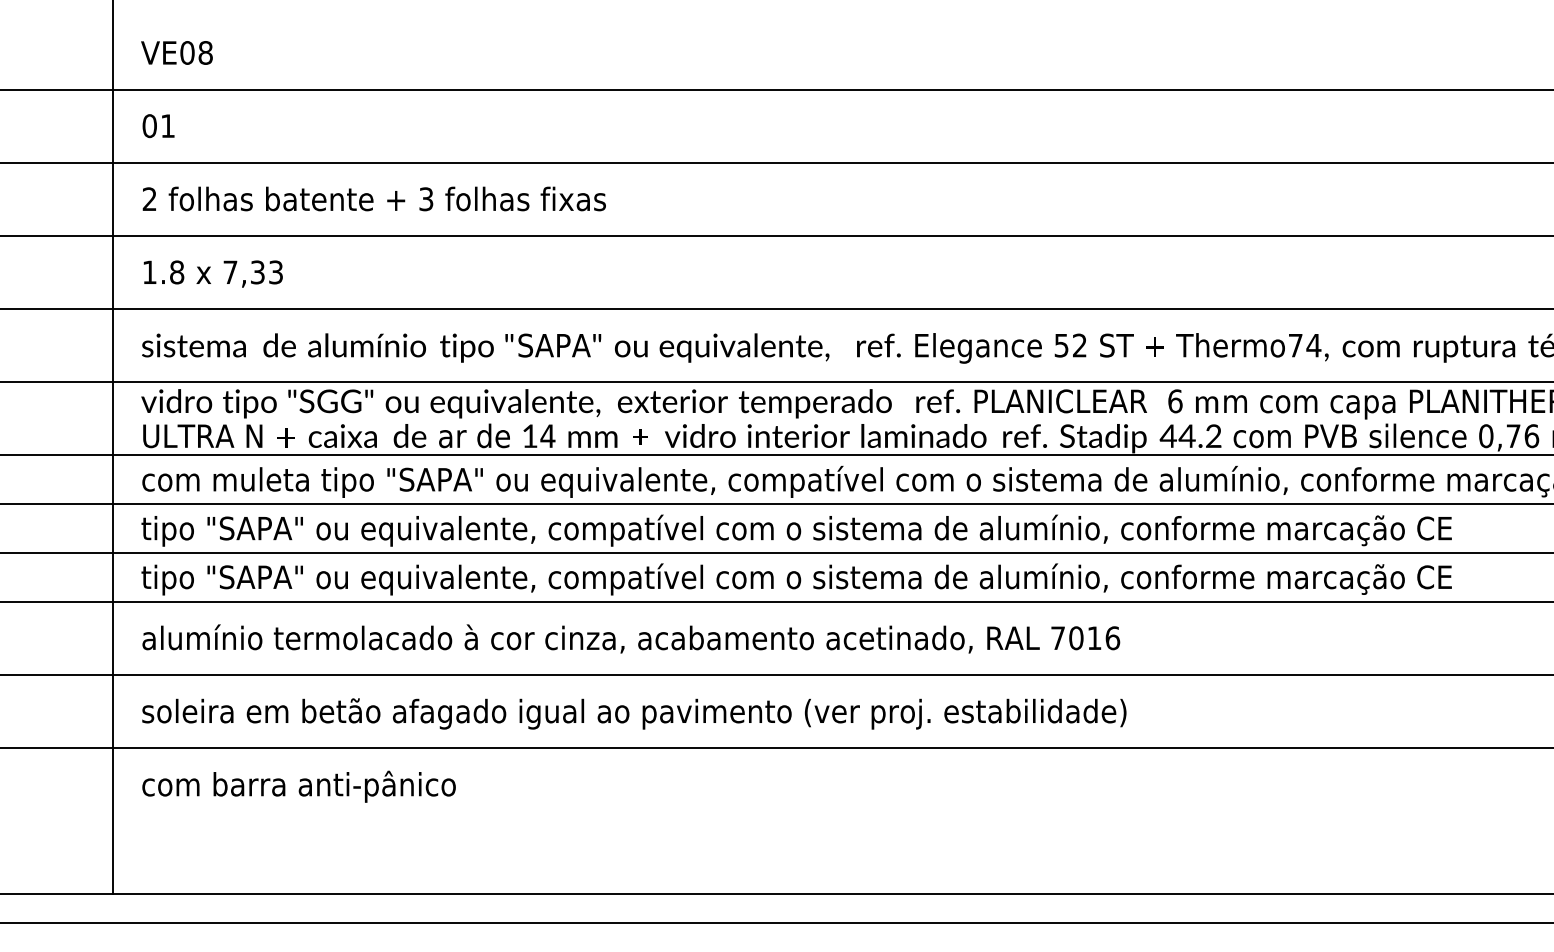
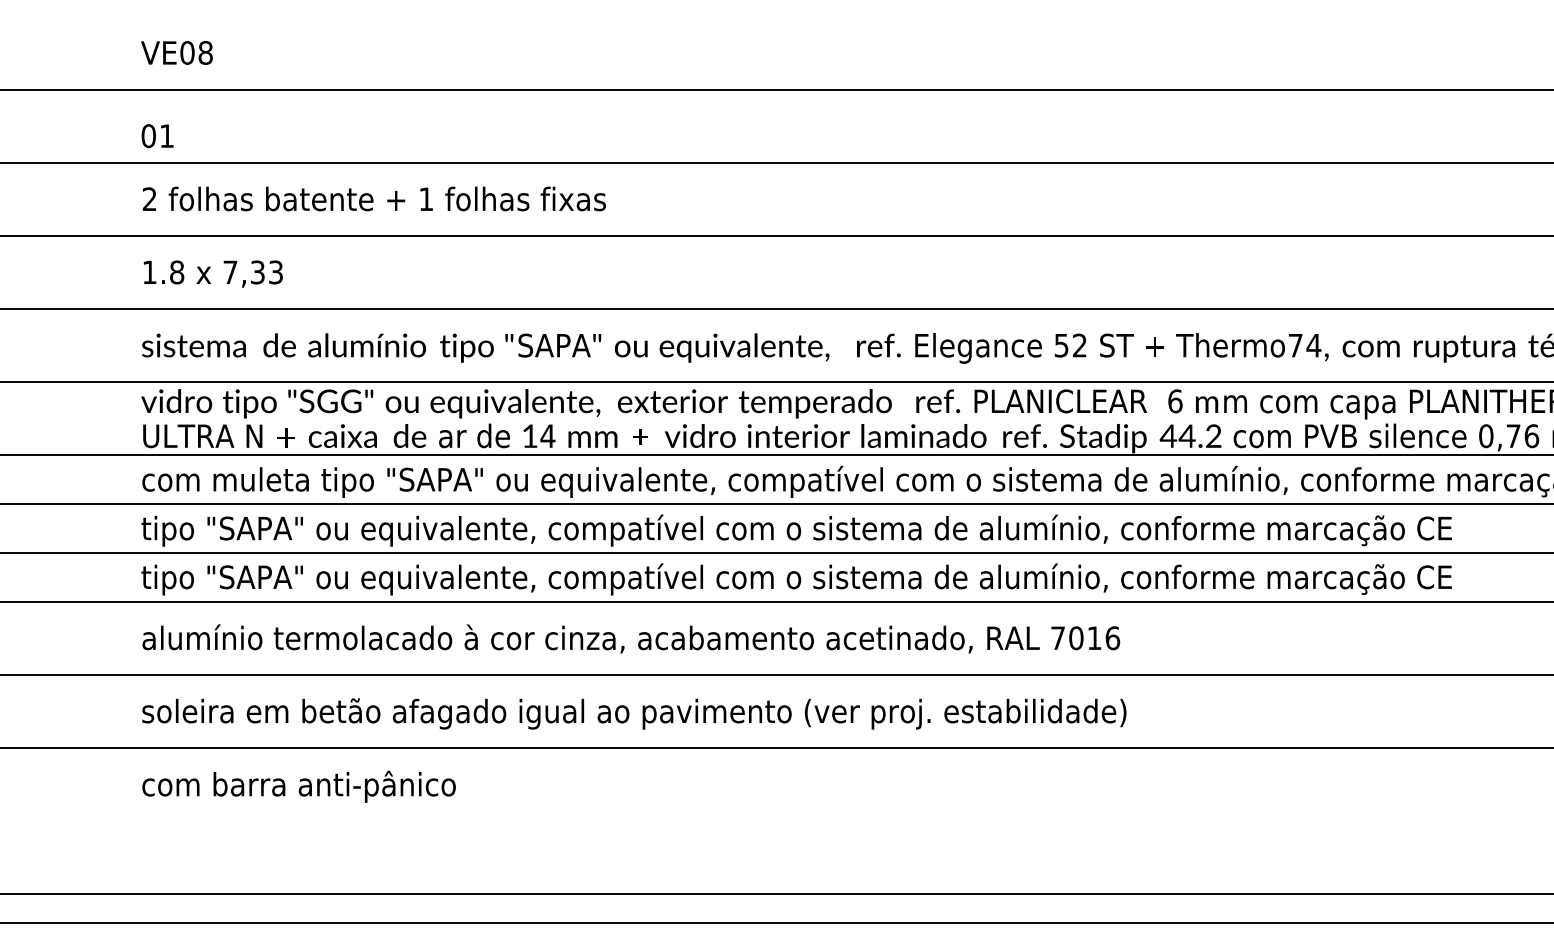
text position: (158, 126) -> (157, 136) (157, 136)
text: 3 -> 1 (426, 199)
line: present -> none (112, 448)
